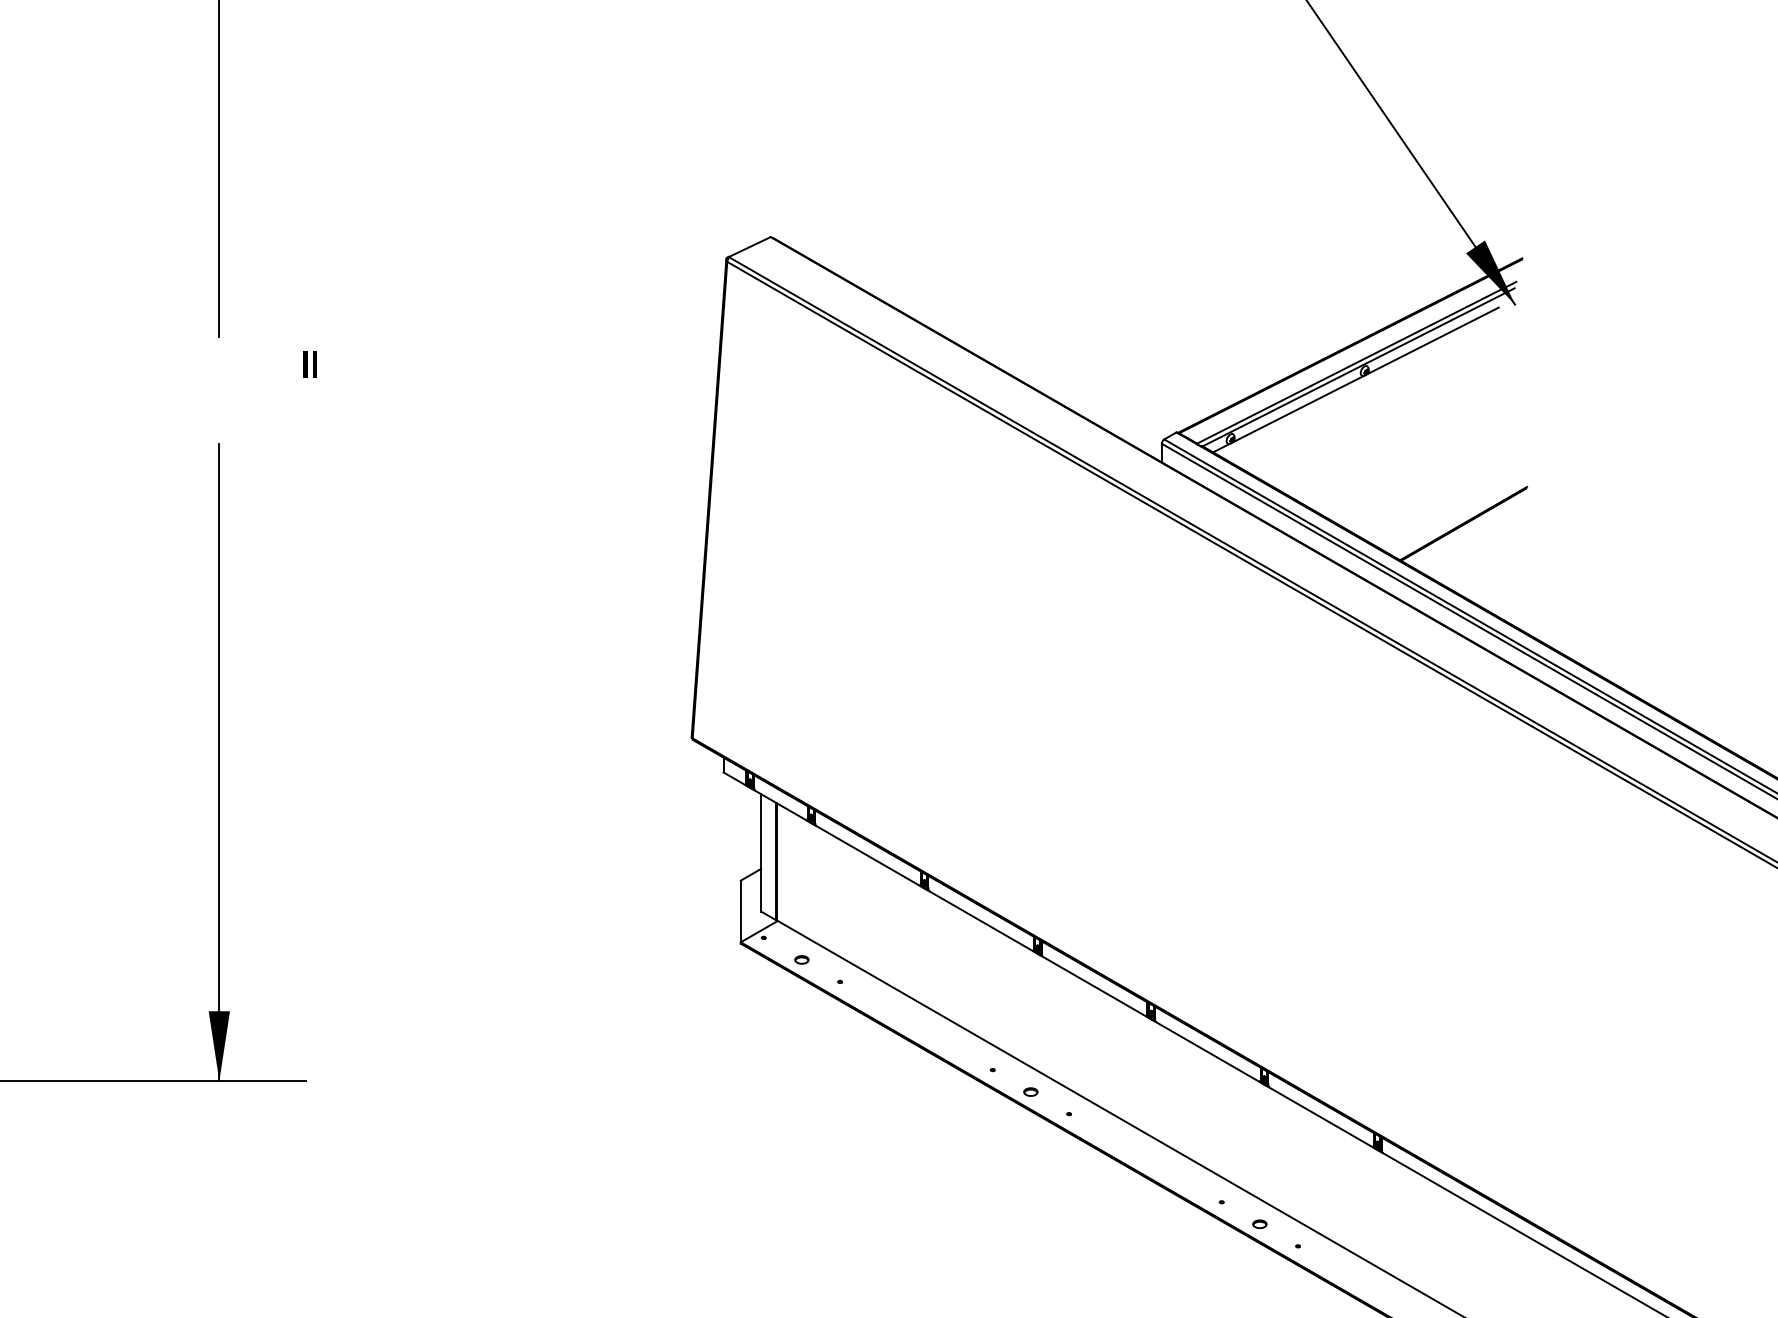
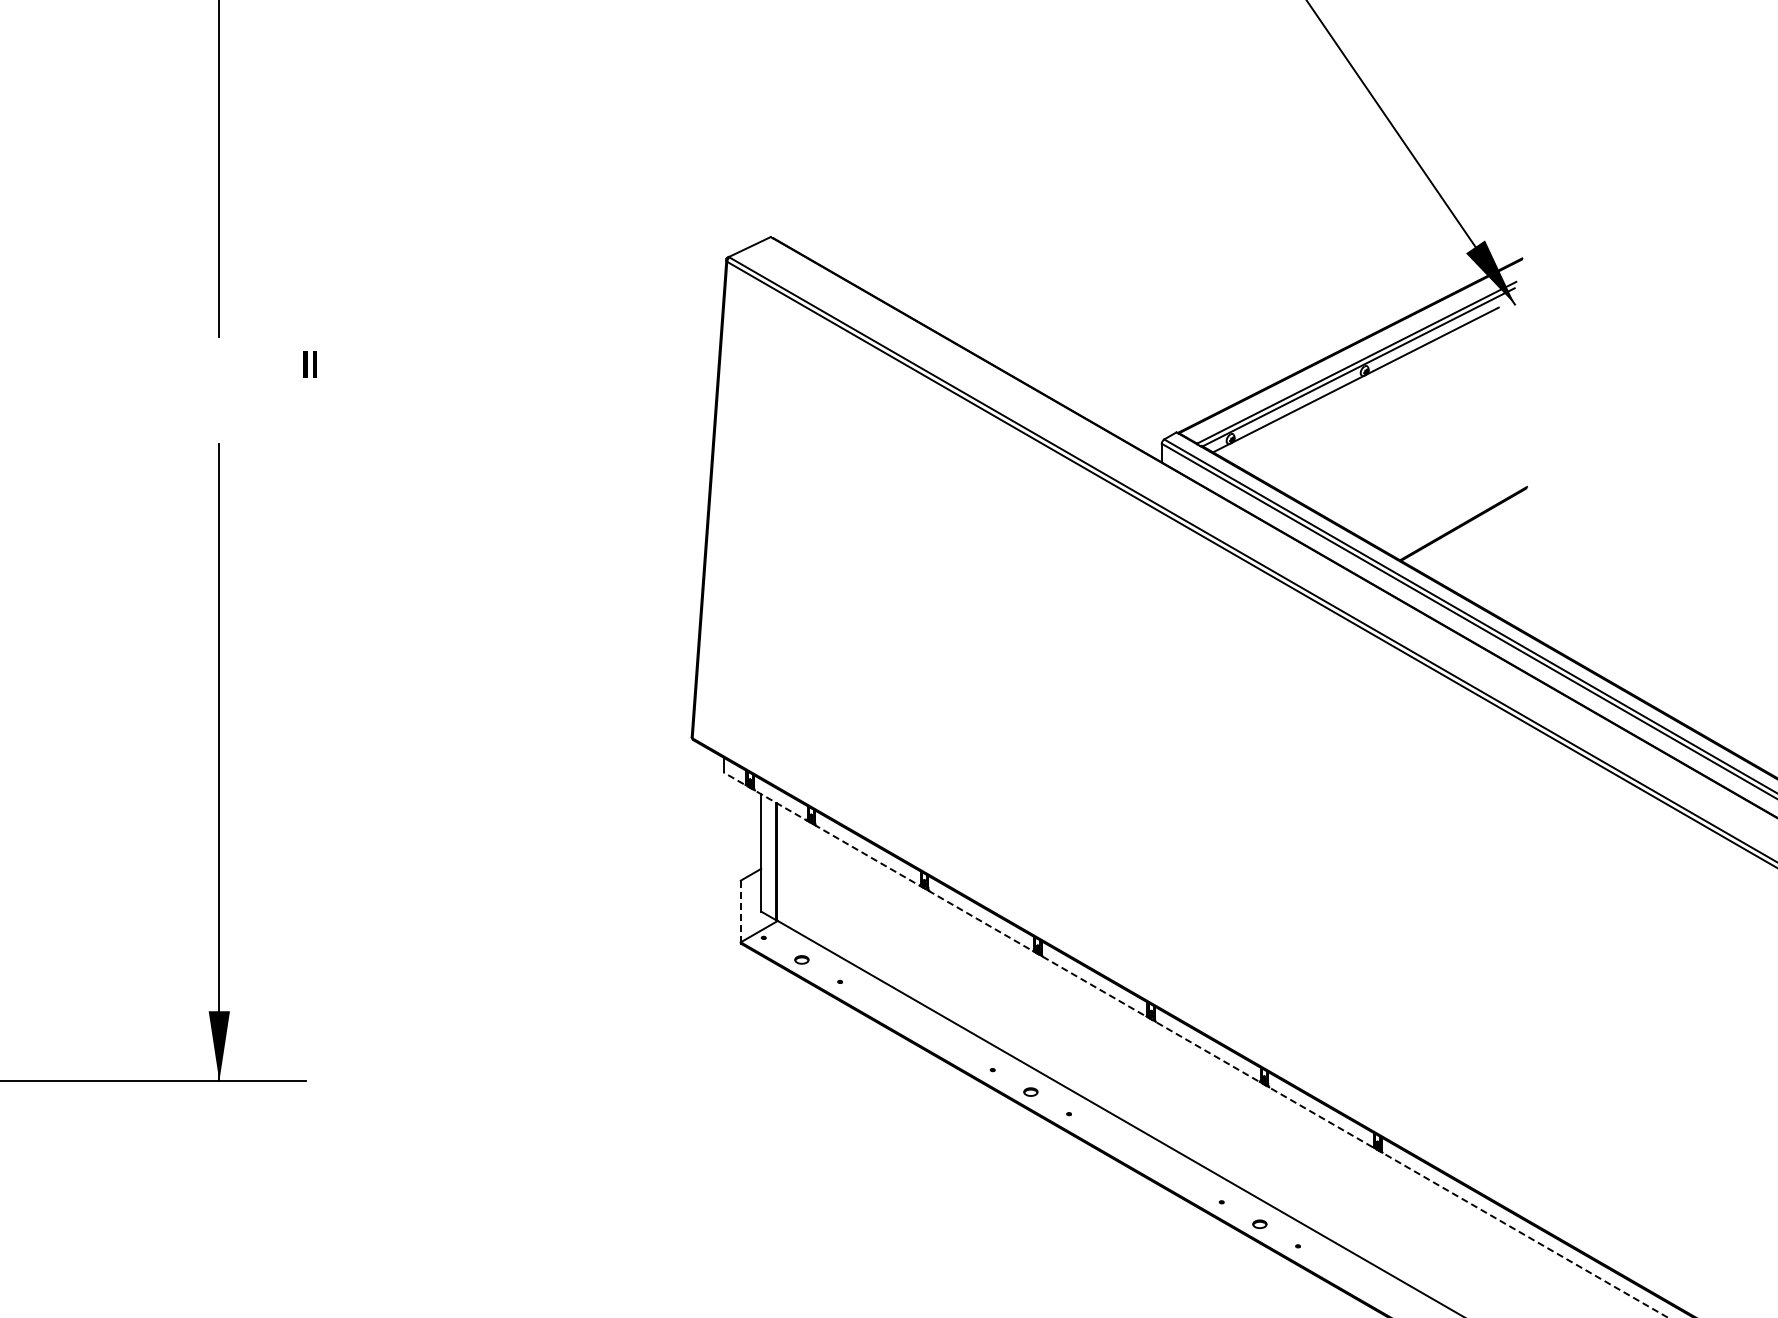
line: solid -> dashed (740, 911)
line: solid -> dashed (1195, 1044)
